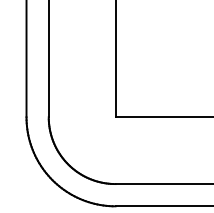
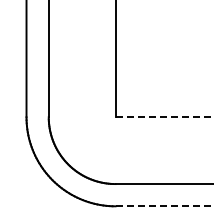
line: solid -> dashed (164, 117)
line: solid -> dashed (164, 206)
